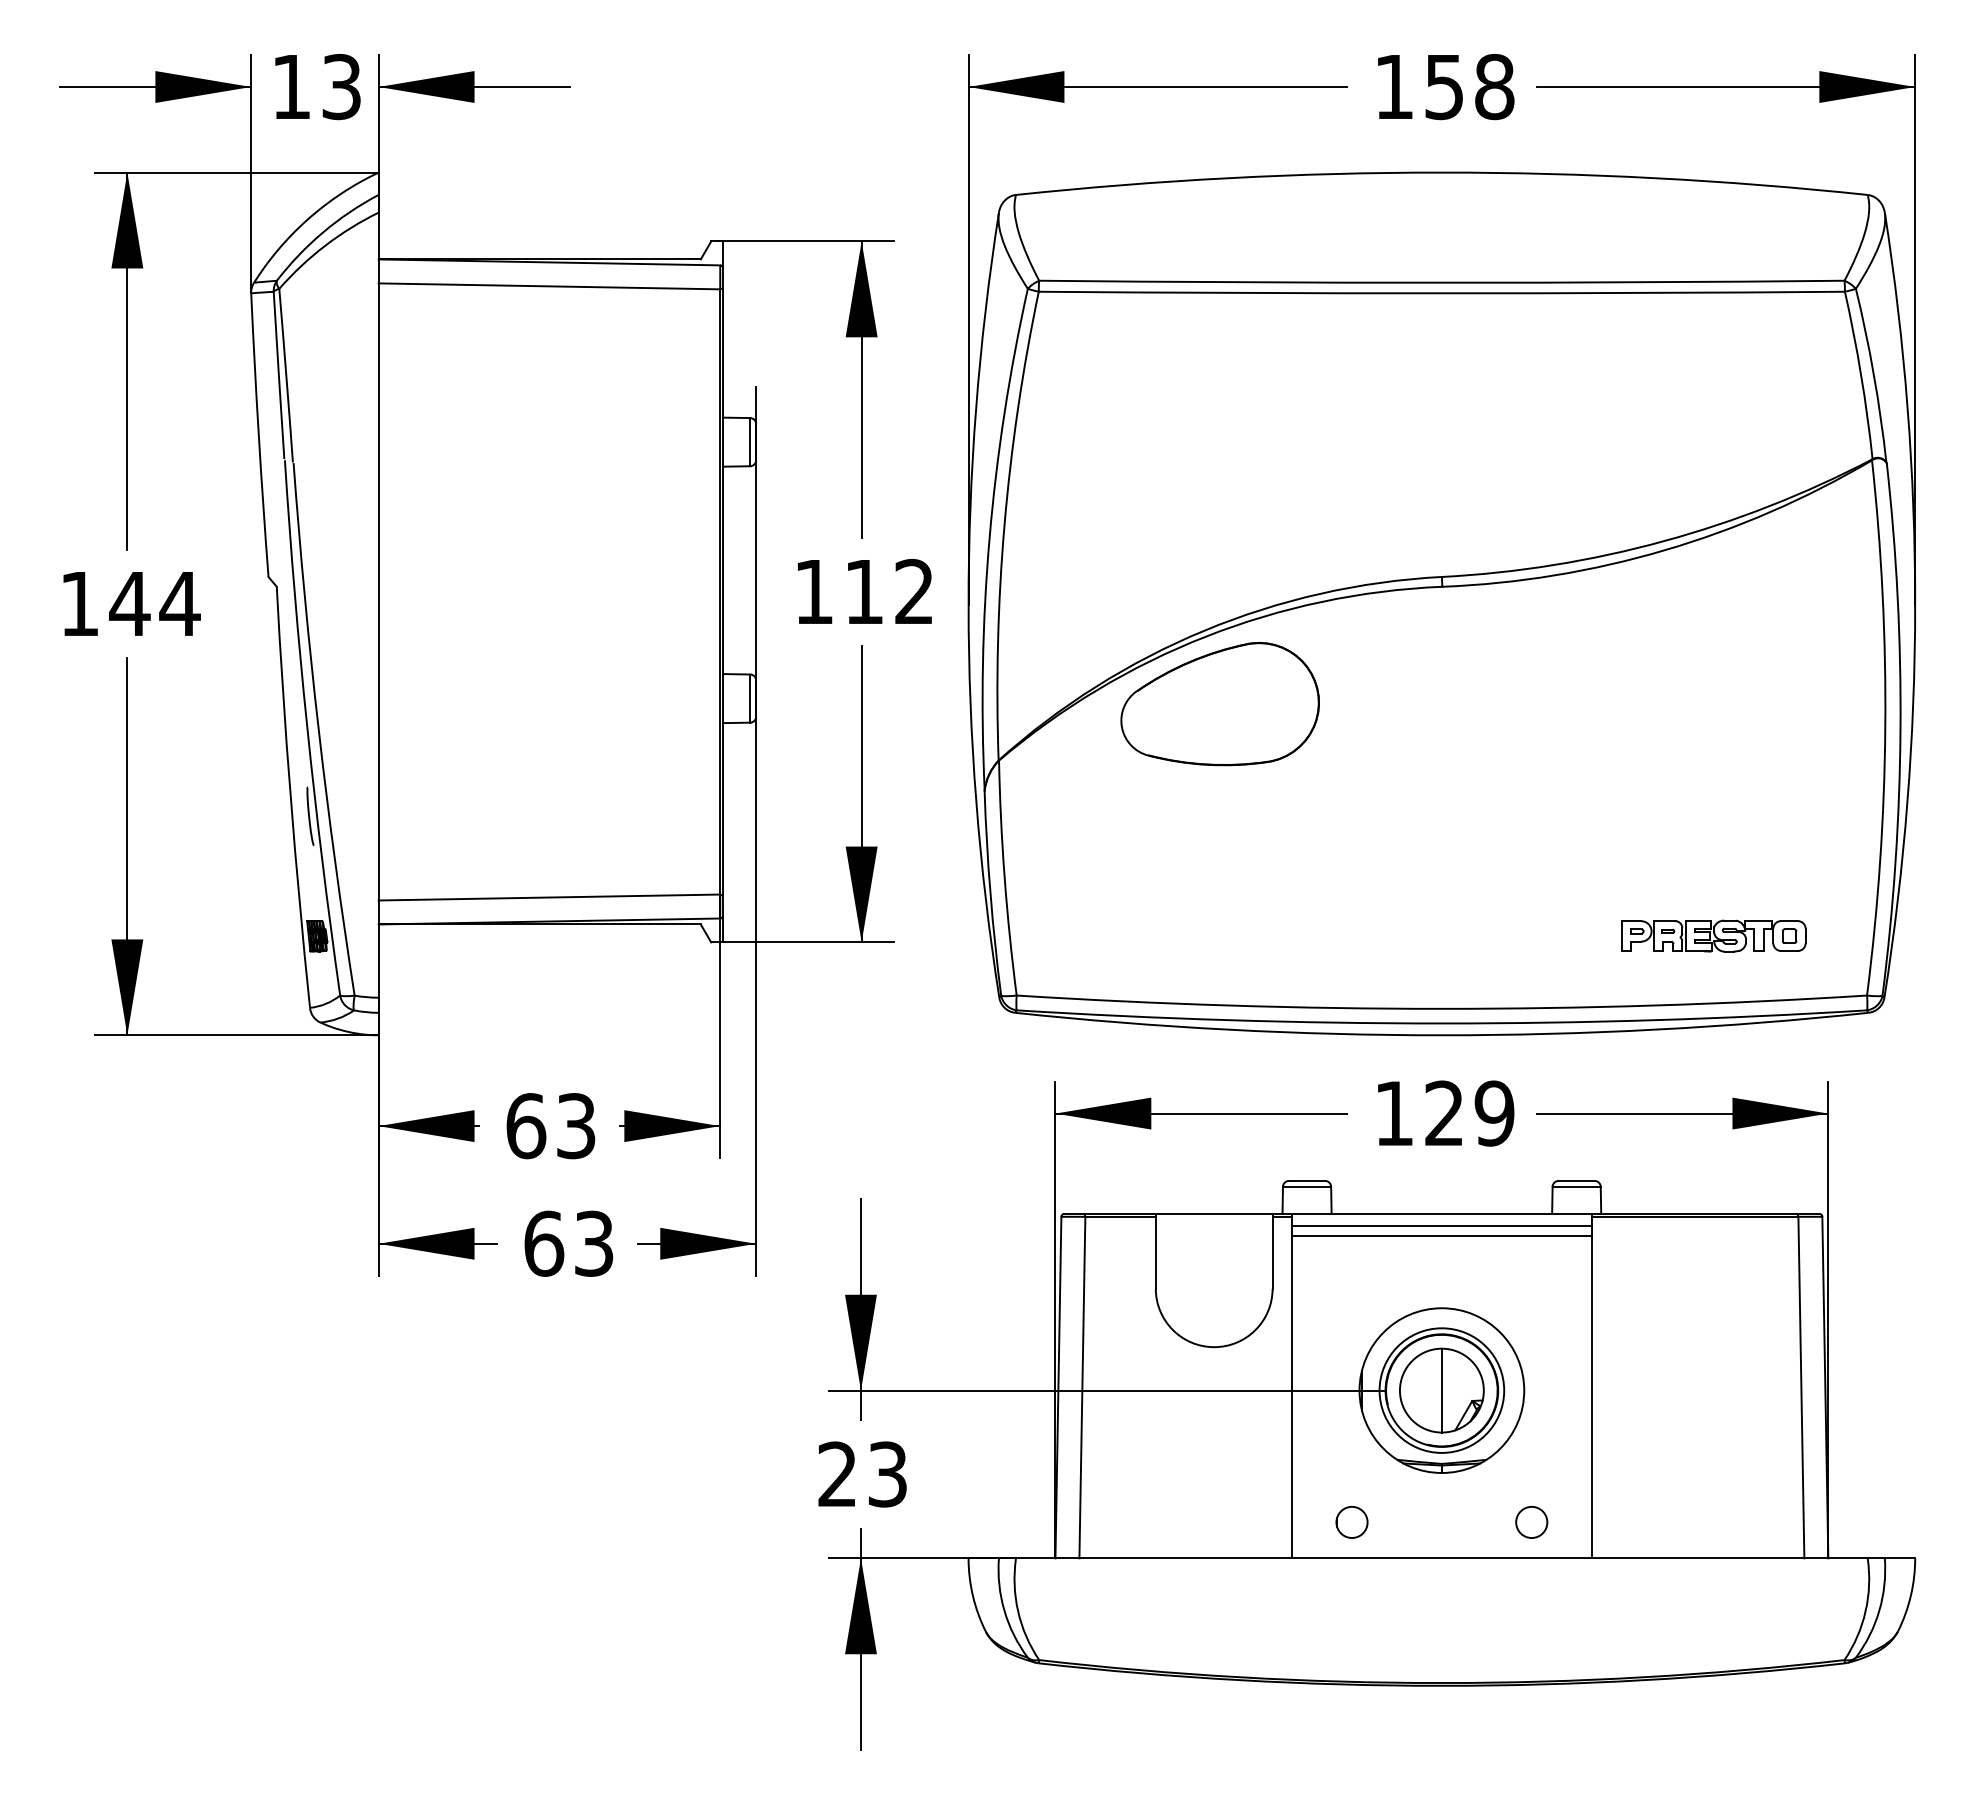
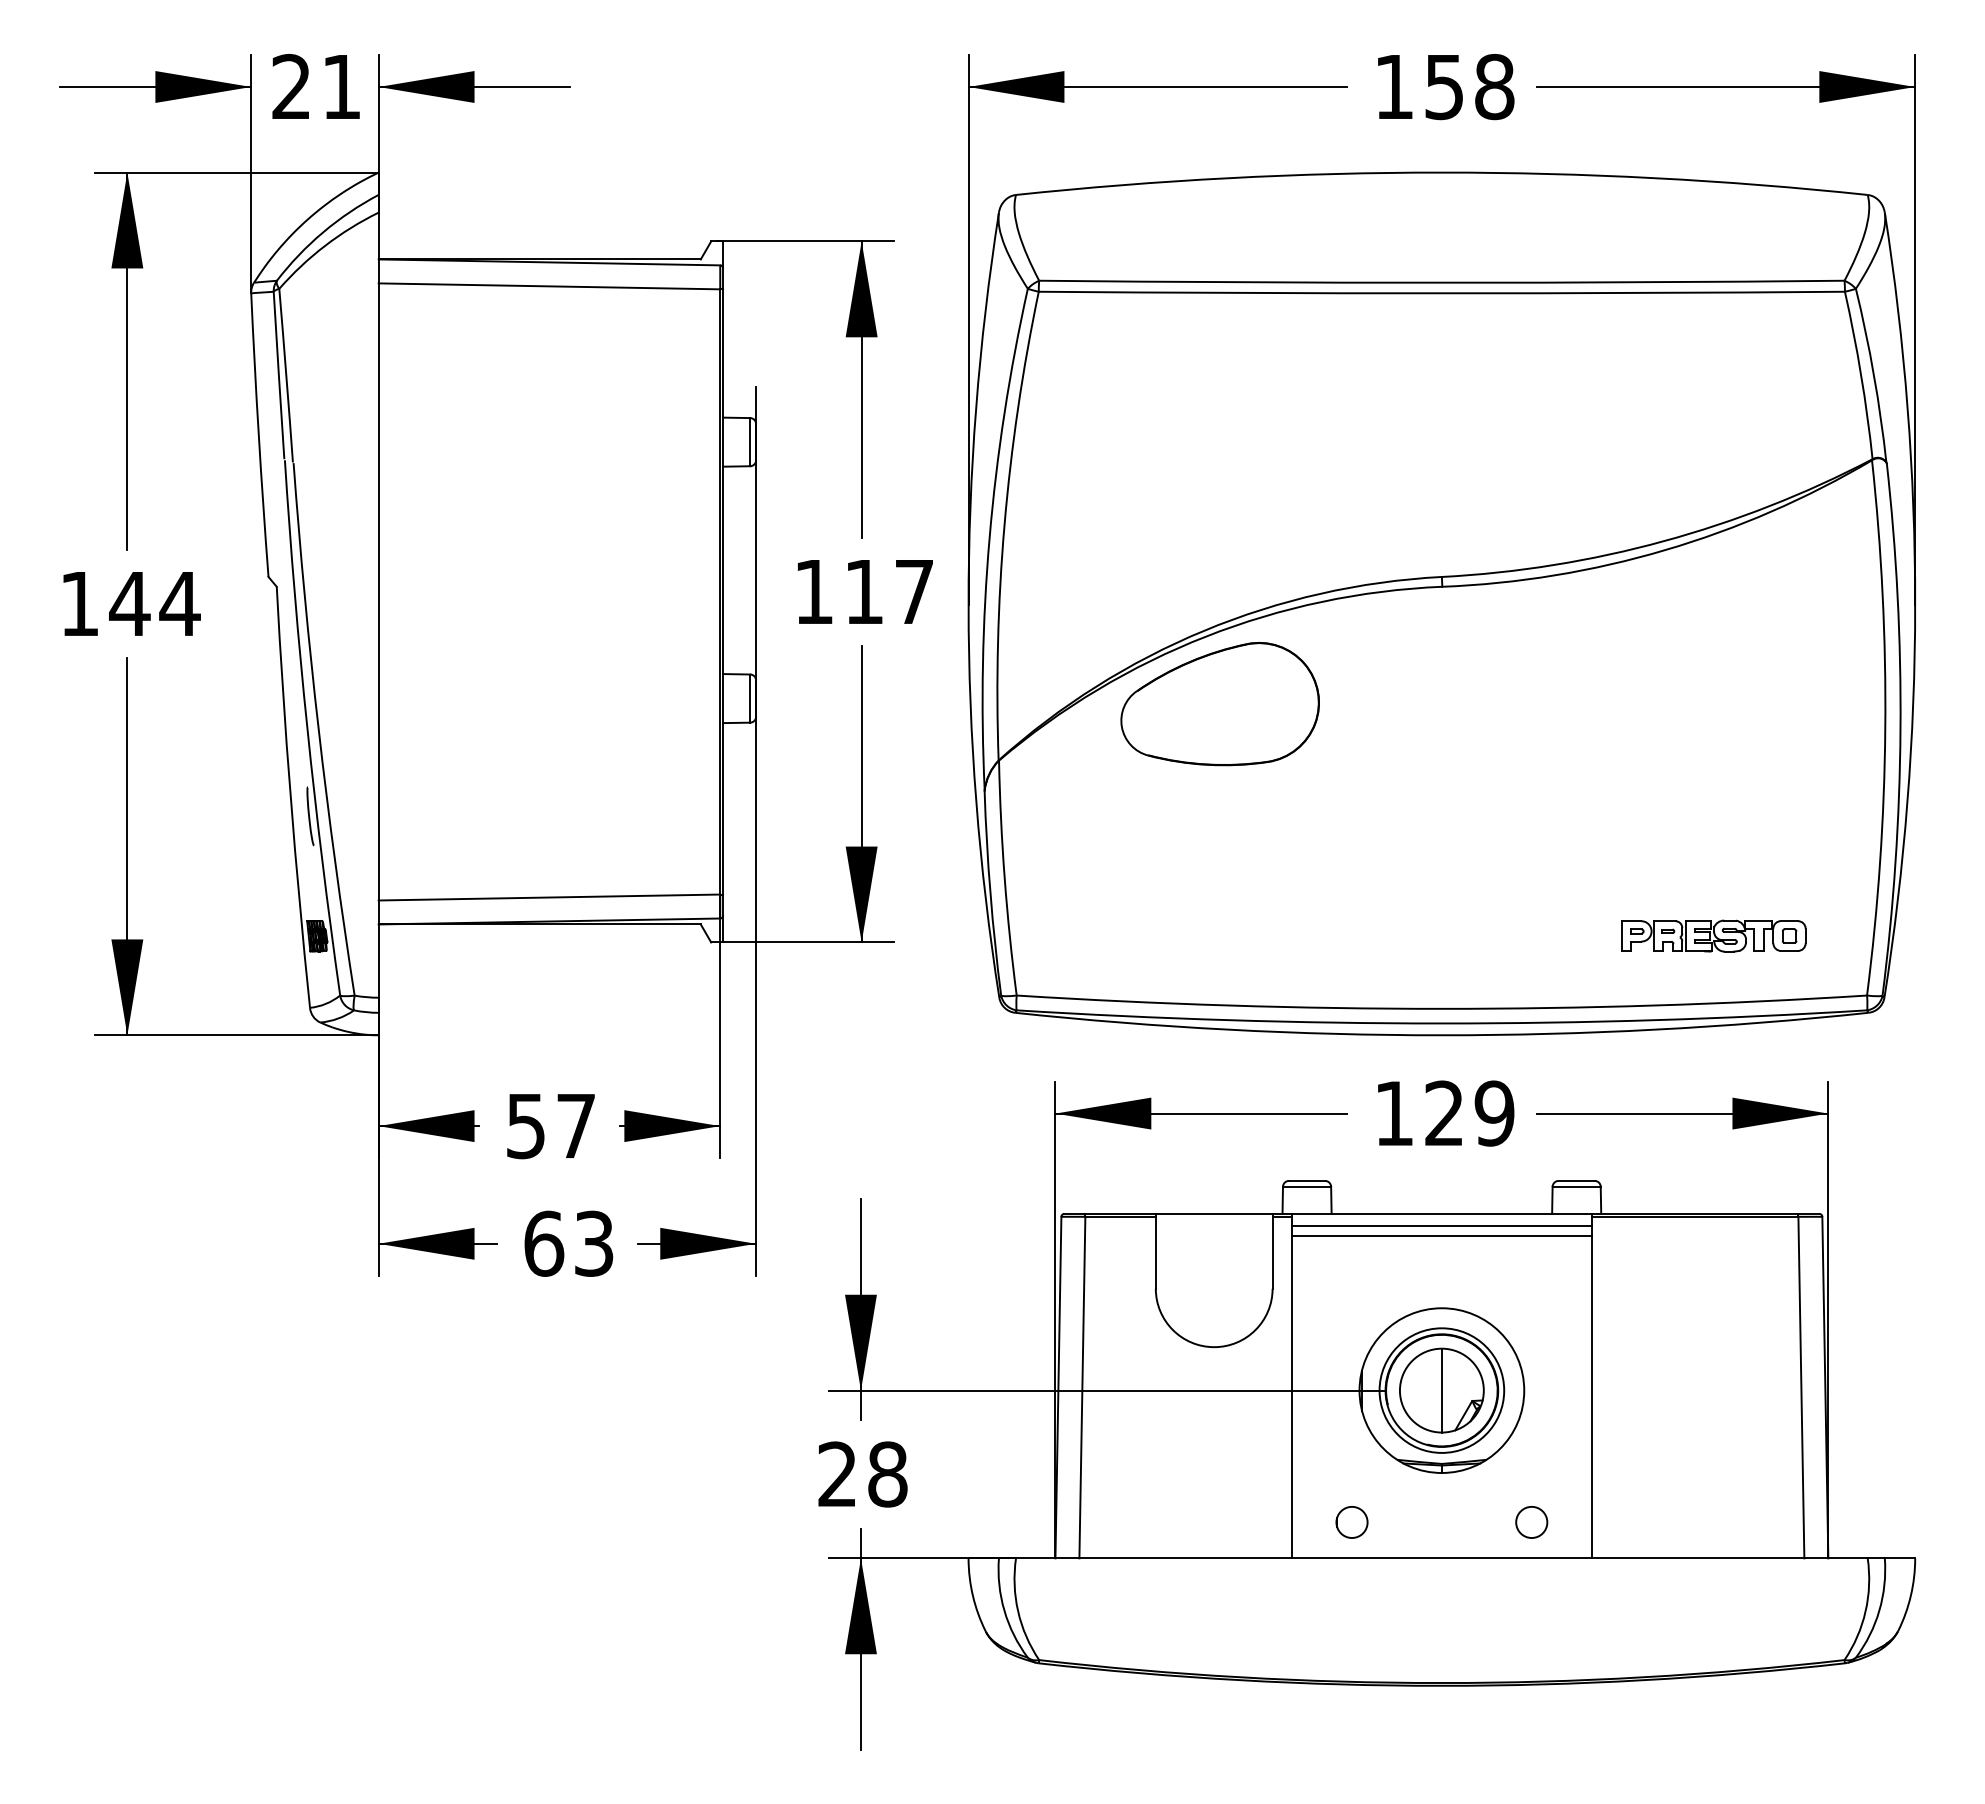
text: 13 -> 21 (316, 86)
text: 112 -> 117 (913, 590)
text: 63 -> 57 (550, 1126)
text: 23 -> 28 (887, 1474)
